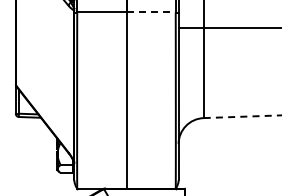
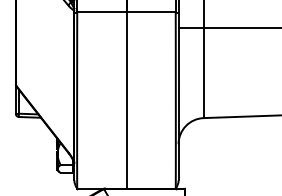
line: dashed -> solid (151, 12)
line: dashed -> solid (242, 116)
